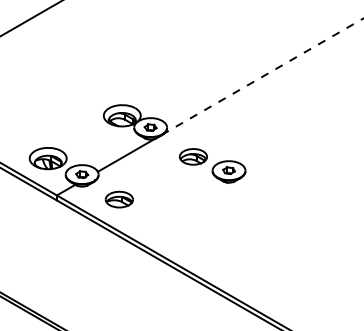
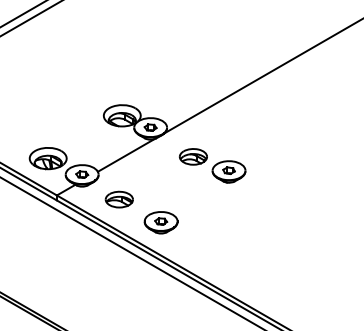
line: none -> present (22, 14)
line: dashed -> solid (264, 75)
part: none -> present (160, 222)
line: none -> present (131, 252)
